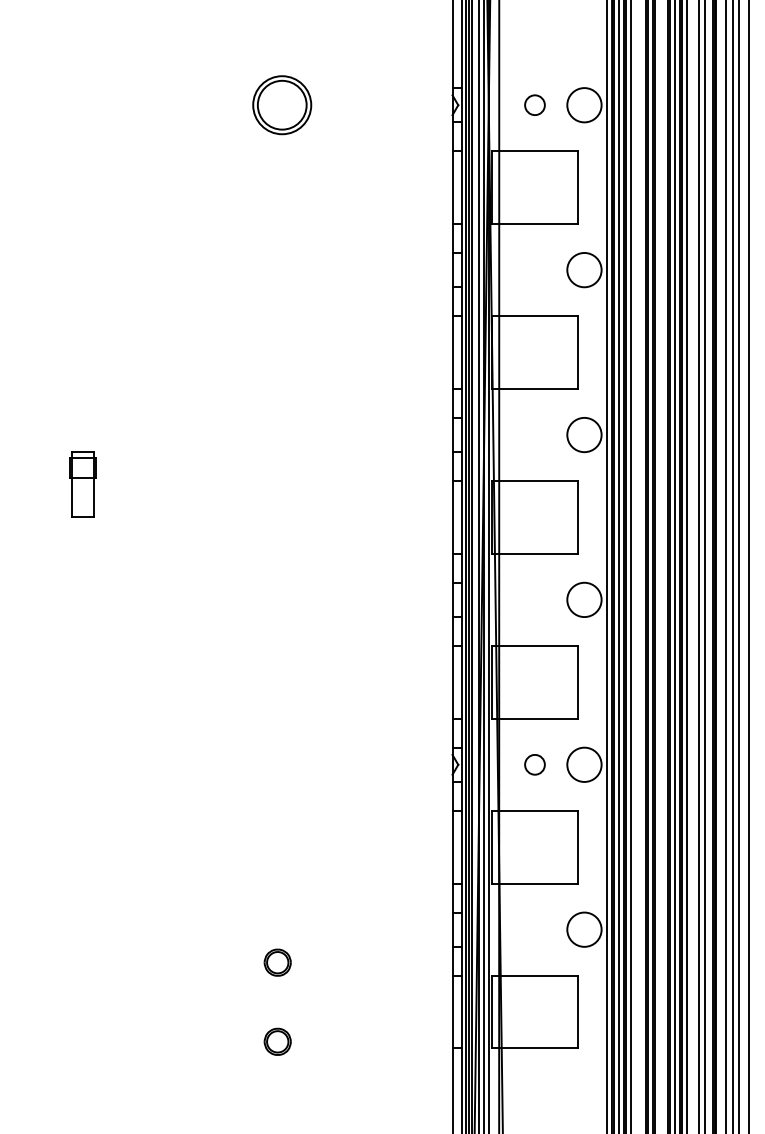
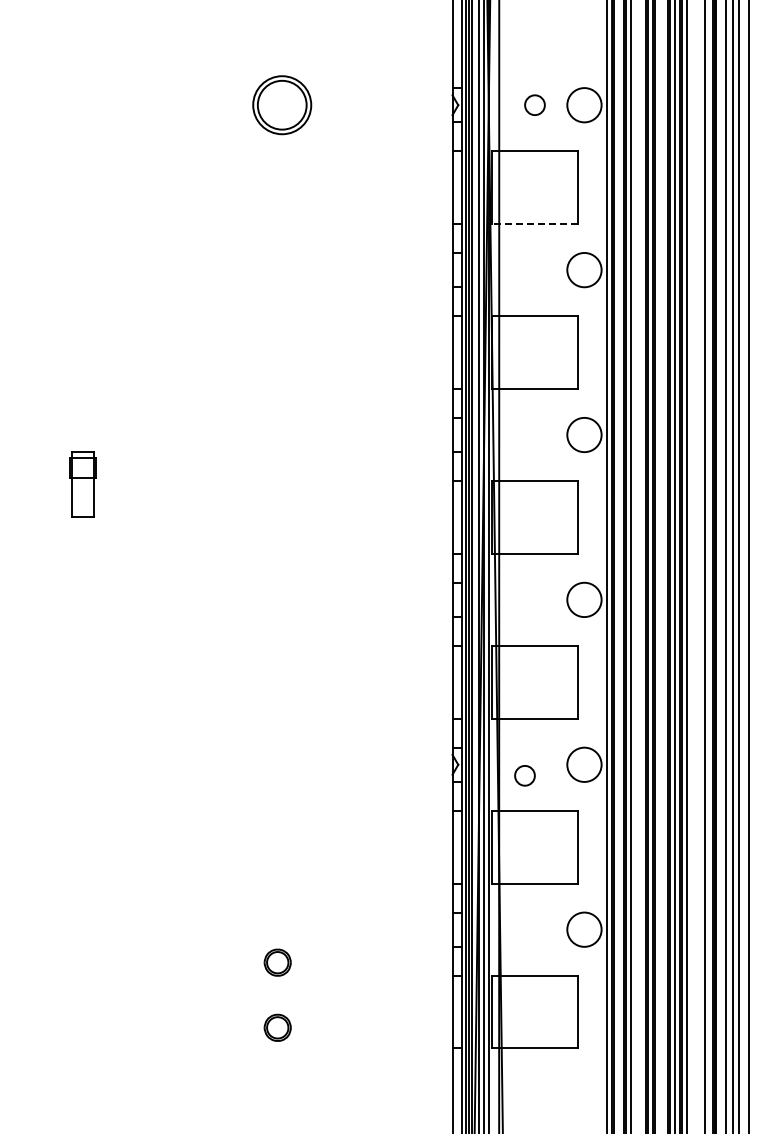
line: solid -> dashed (534, 223)
line: present -> none (618, 566)
line: present -> none (698, 566)
circle position: (534, 764) -> (524, 775) (524, 775)
part position: (277, 1041) -> (277, 1027) (277, 1027)
